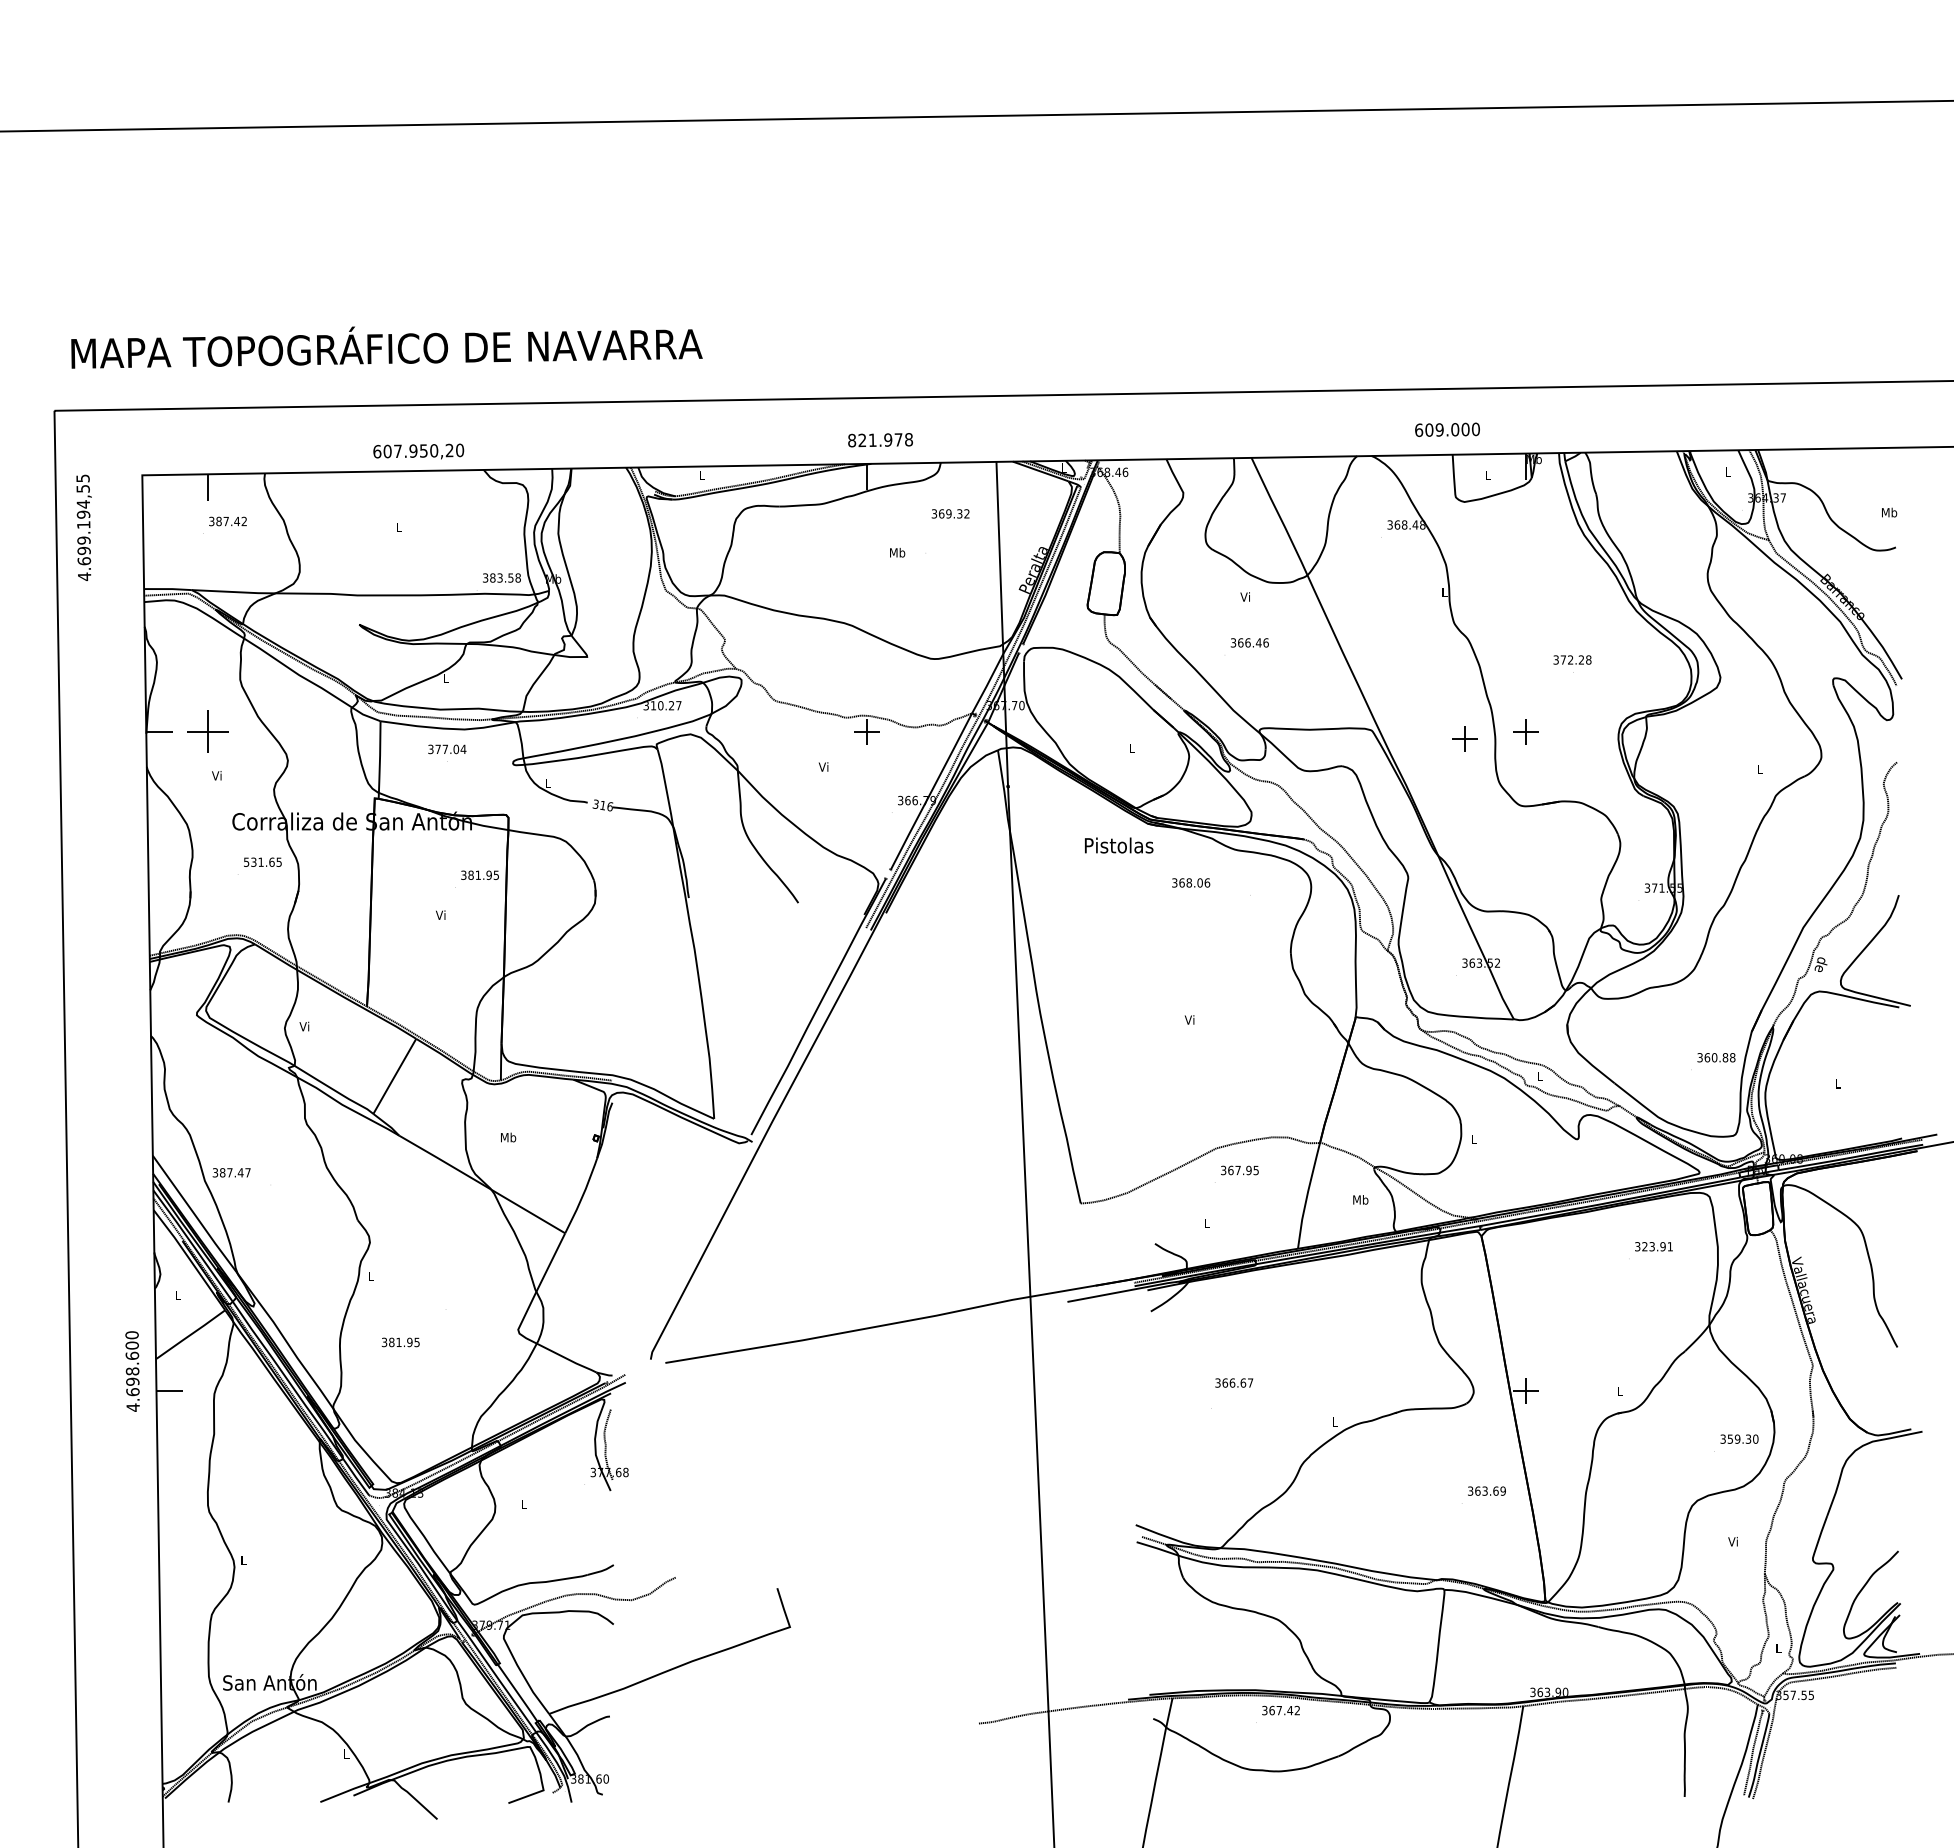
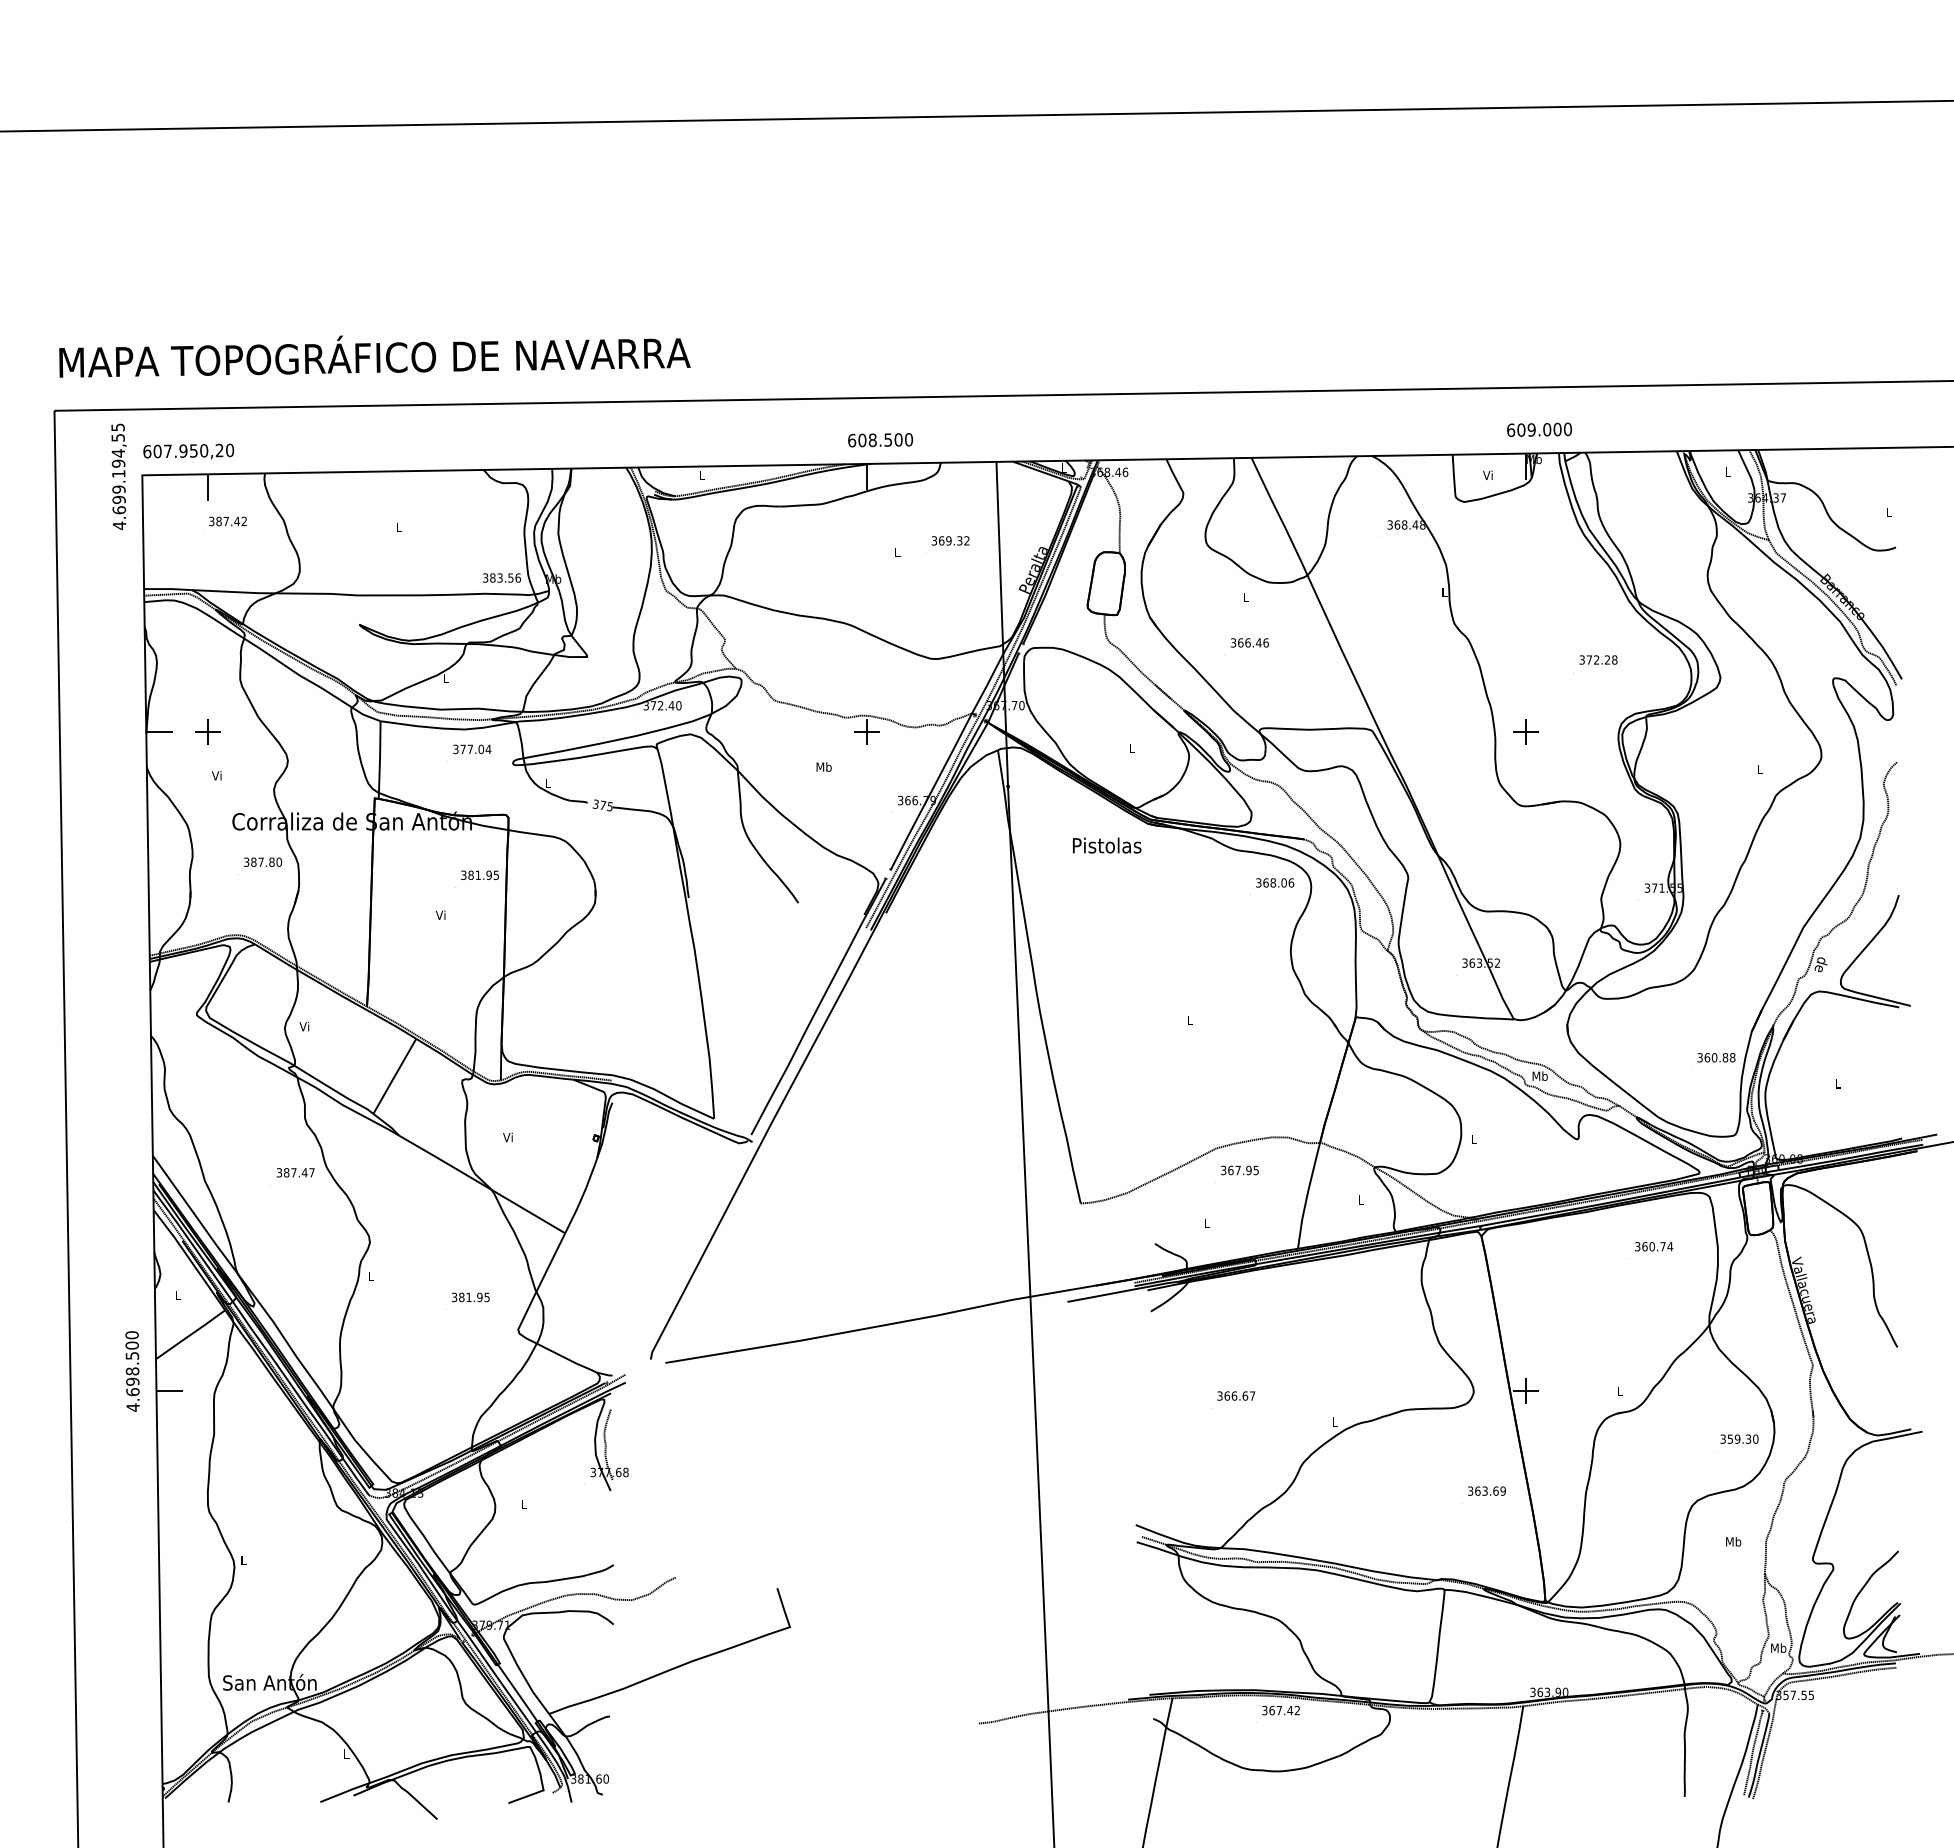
text position: (386, 347) -> (374, 356) (374, 356)
text position: (1447, 429) -> (1539, 429) (1539, 429)
text: 821.978 -> 608.500 (880, 440)
text position: (418, 451) -> (188, 451) (188, 451)
text: L -> Vi (1487, 474)
text: Mb -> L (1889, 512)
text position: (950, 513) -> (950, 540) (950, 540)
text position: (83, 527) -> (118, 476) (118, 476)
text: Mb -> L (897, 552)
text: 383.58 -> 383.56 (517, 577)
text: Vi -> L (1244, 596)
text position: (1572, 659) -> (1598, 659) (1598, 659)
text: 310.27 -> 372.40 (665, 705)
part size: 42x43 px -> 26x26 px (207, 731)
part: present -> none (1464, 738)
text position: (447, 749) -> (472, 749) (472, 749)
text: Vi -> Mb (823, 766)
text: 316 -> 375 (606, 805)
text position: (1119, 845) -> (1107, 845) (1107, 845)
text: 531.65 -> 387.80 (262, 861)
text position: (1191, 882) -> (1275, 882) (1275, 882)
text: Vi -> L (1189, 1019)
text: L -> Mb (1539, 1075)
text: Mb -> Vi (508, 1137)
text position: (231, 1172) -> (295, 1172) (295, 1172)
text: Mb -> L (1360, 1199)
text: 323.91 -> 360.74 (1657, 1246)
text position: (400, 1342) -> (470, 1297) (470, 1297)
text: 4.698.600 -> 4.698.500 (132, 1355)
text position: (1234, 1382) -> (1236, 1395) (1236, 1395)
text: Vi -> Mb (1733, 1541)
text: L -> Mb (1778, 1647)
